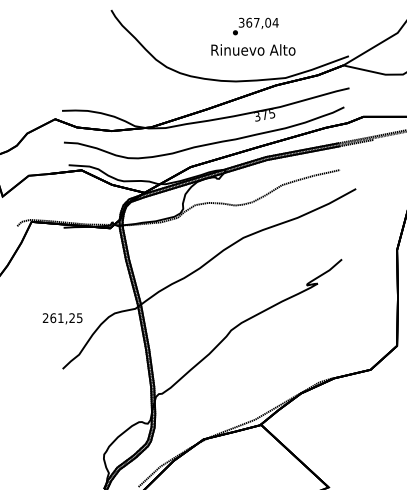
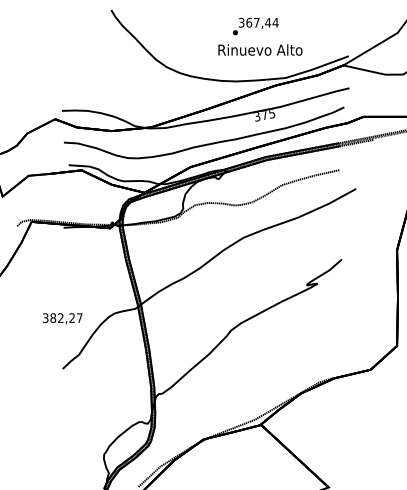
text: 367,04 -> 367,44 (268, 22)
text position: (253, 49) -> (260, 49) (260, 49)
text: 261,25 -> 382,27 (62, 318)
